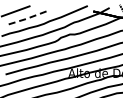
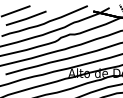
line: dashed -> solid (26, 19)
